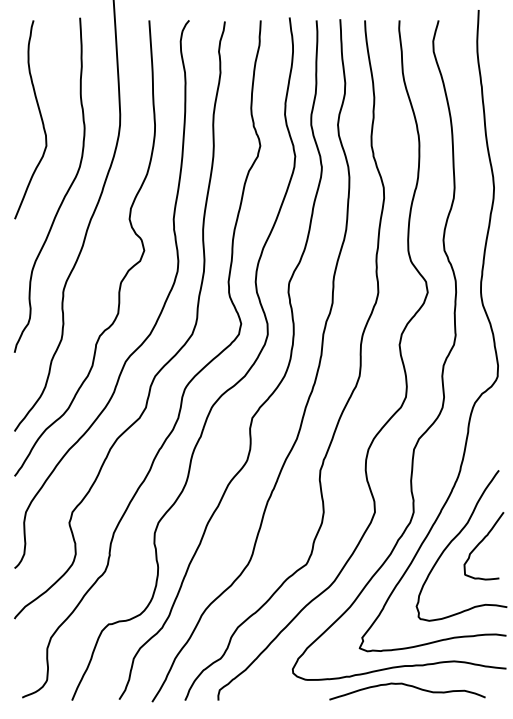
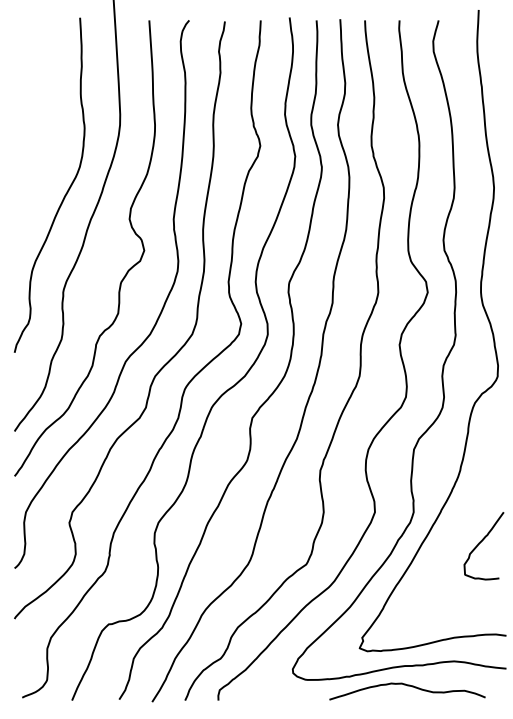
curve: present -> none (40, 118)
curve: present -> none (455, 538)
